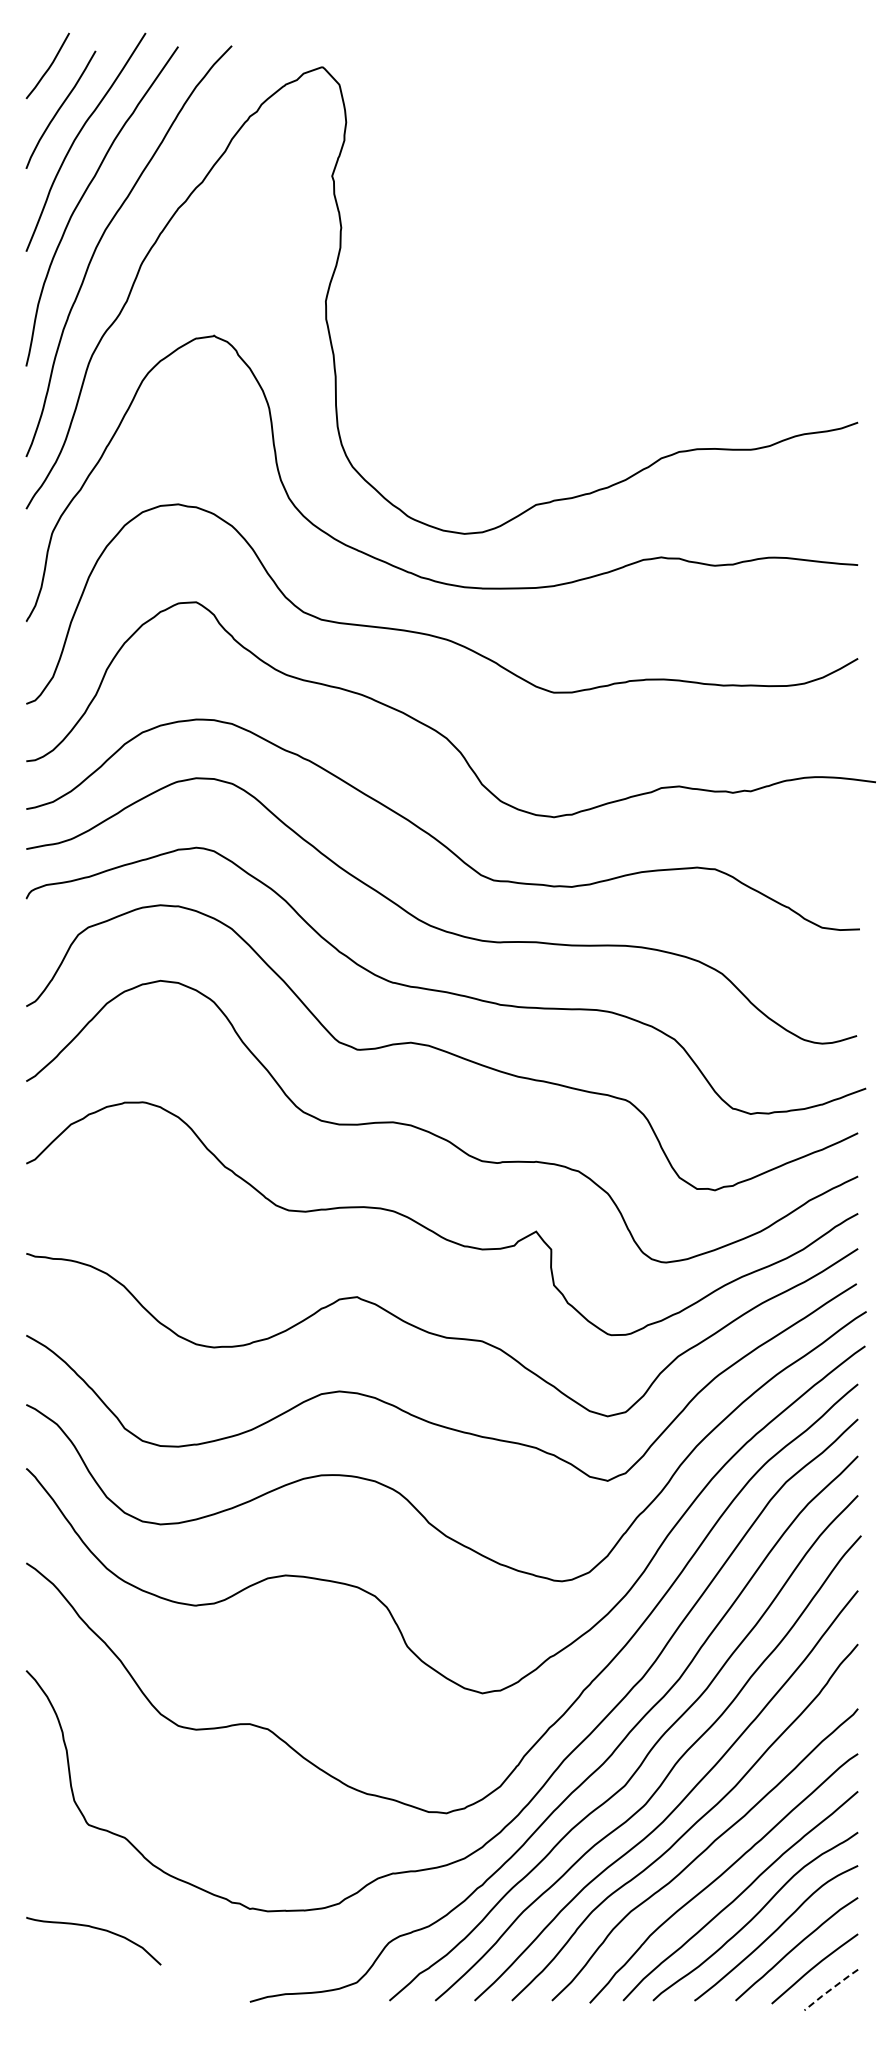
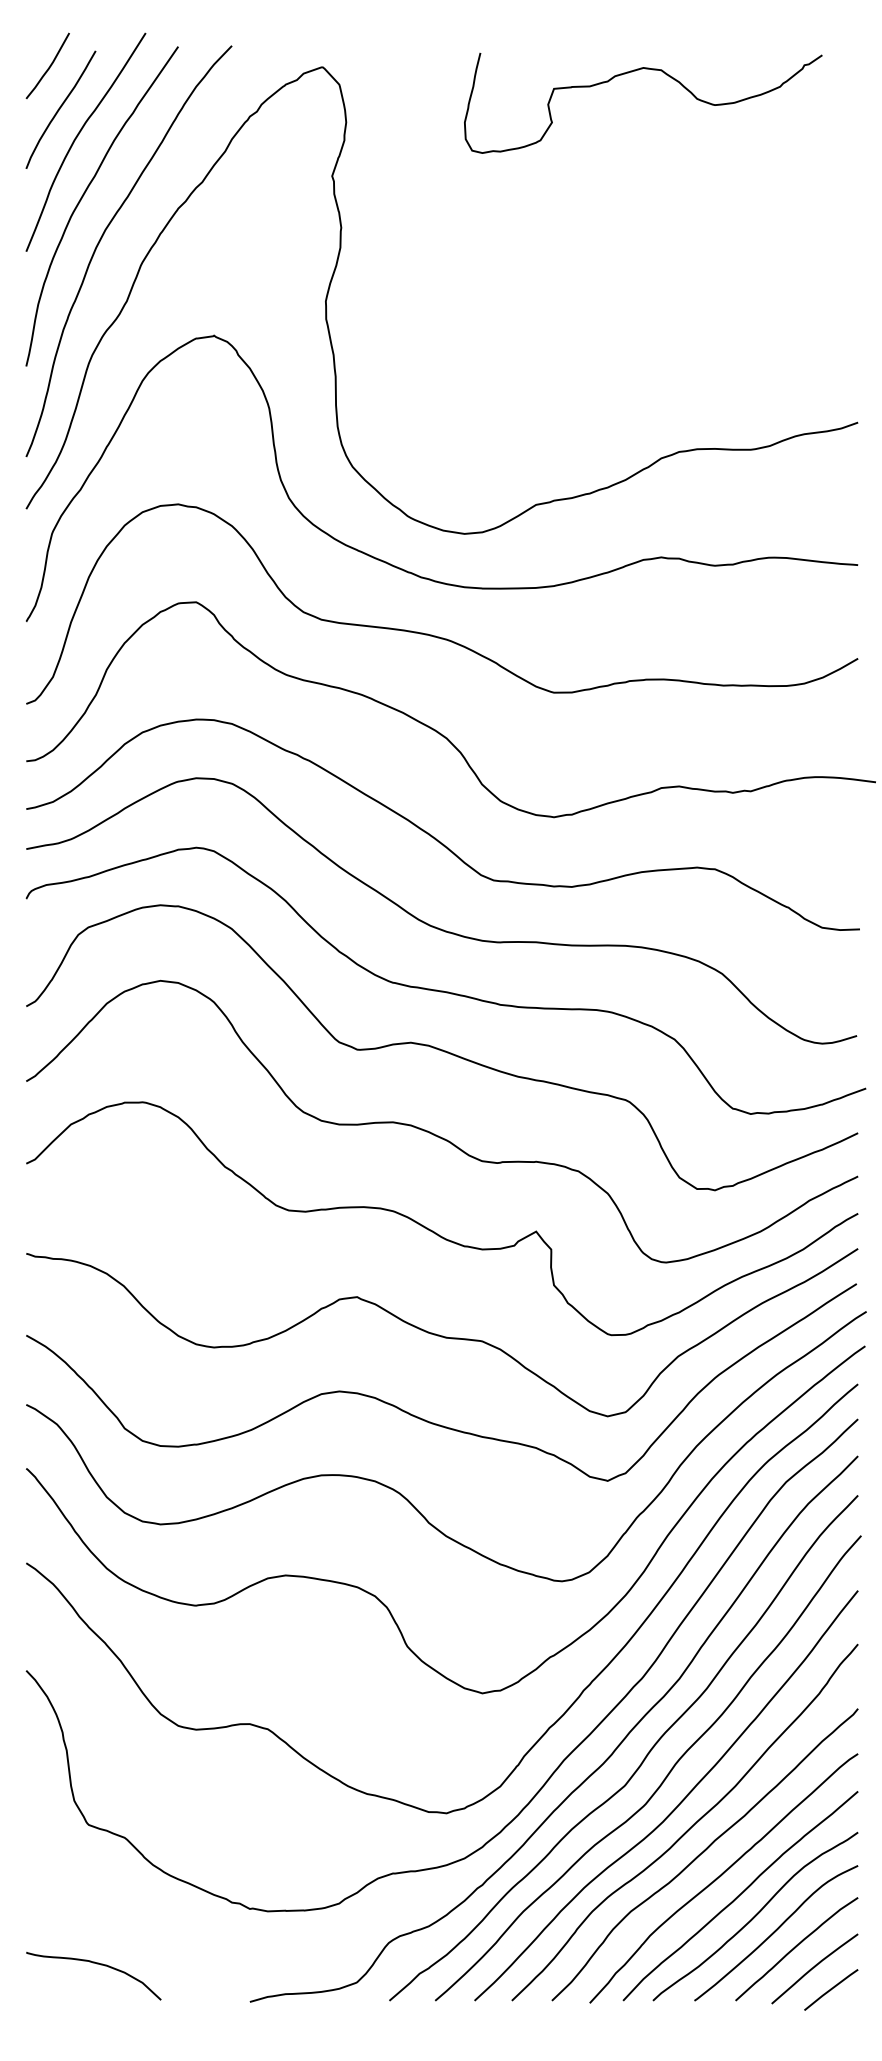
curve: none -> present (632, 72)
curve position: (96, 1929) -> (96, 1964) (96, 1964)
line: dashed -> solid (830, 1989)
